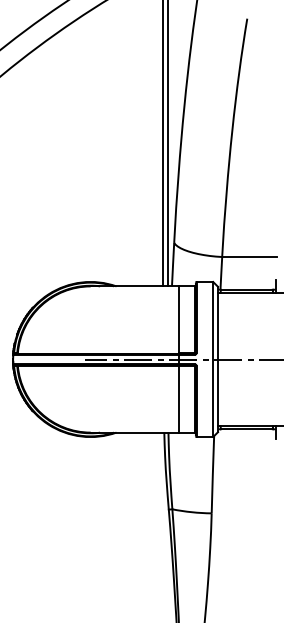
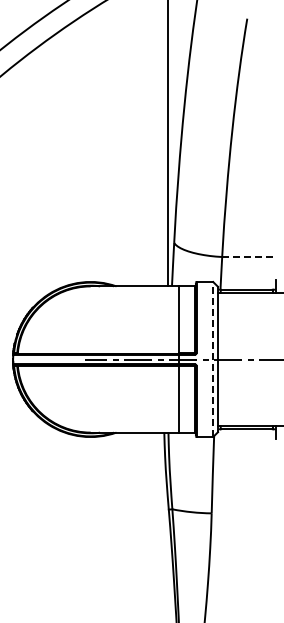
line: present -> none (163, 144)
line: solid -> dashed (249, 257)
line: solid -> dashed (213, 359)
